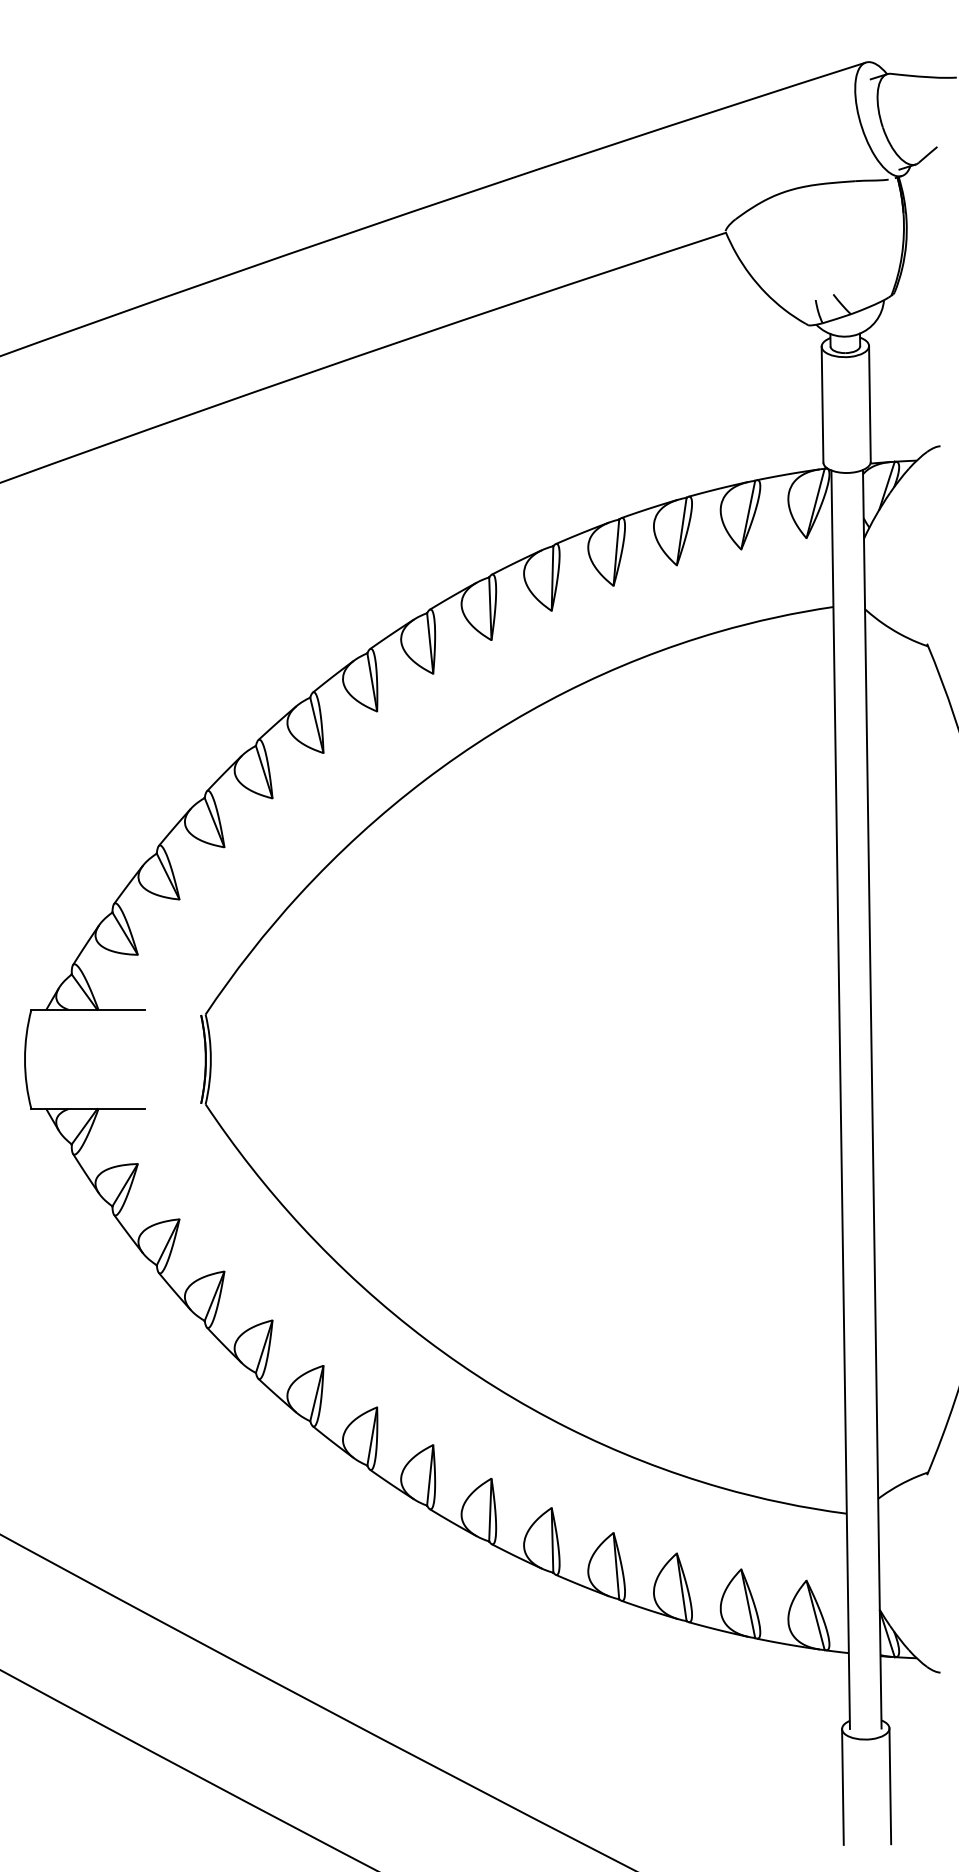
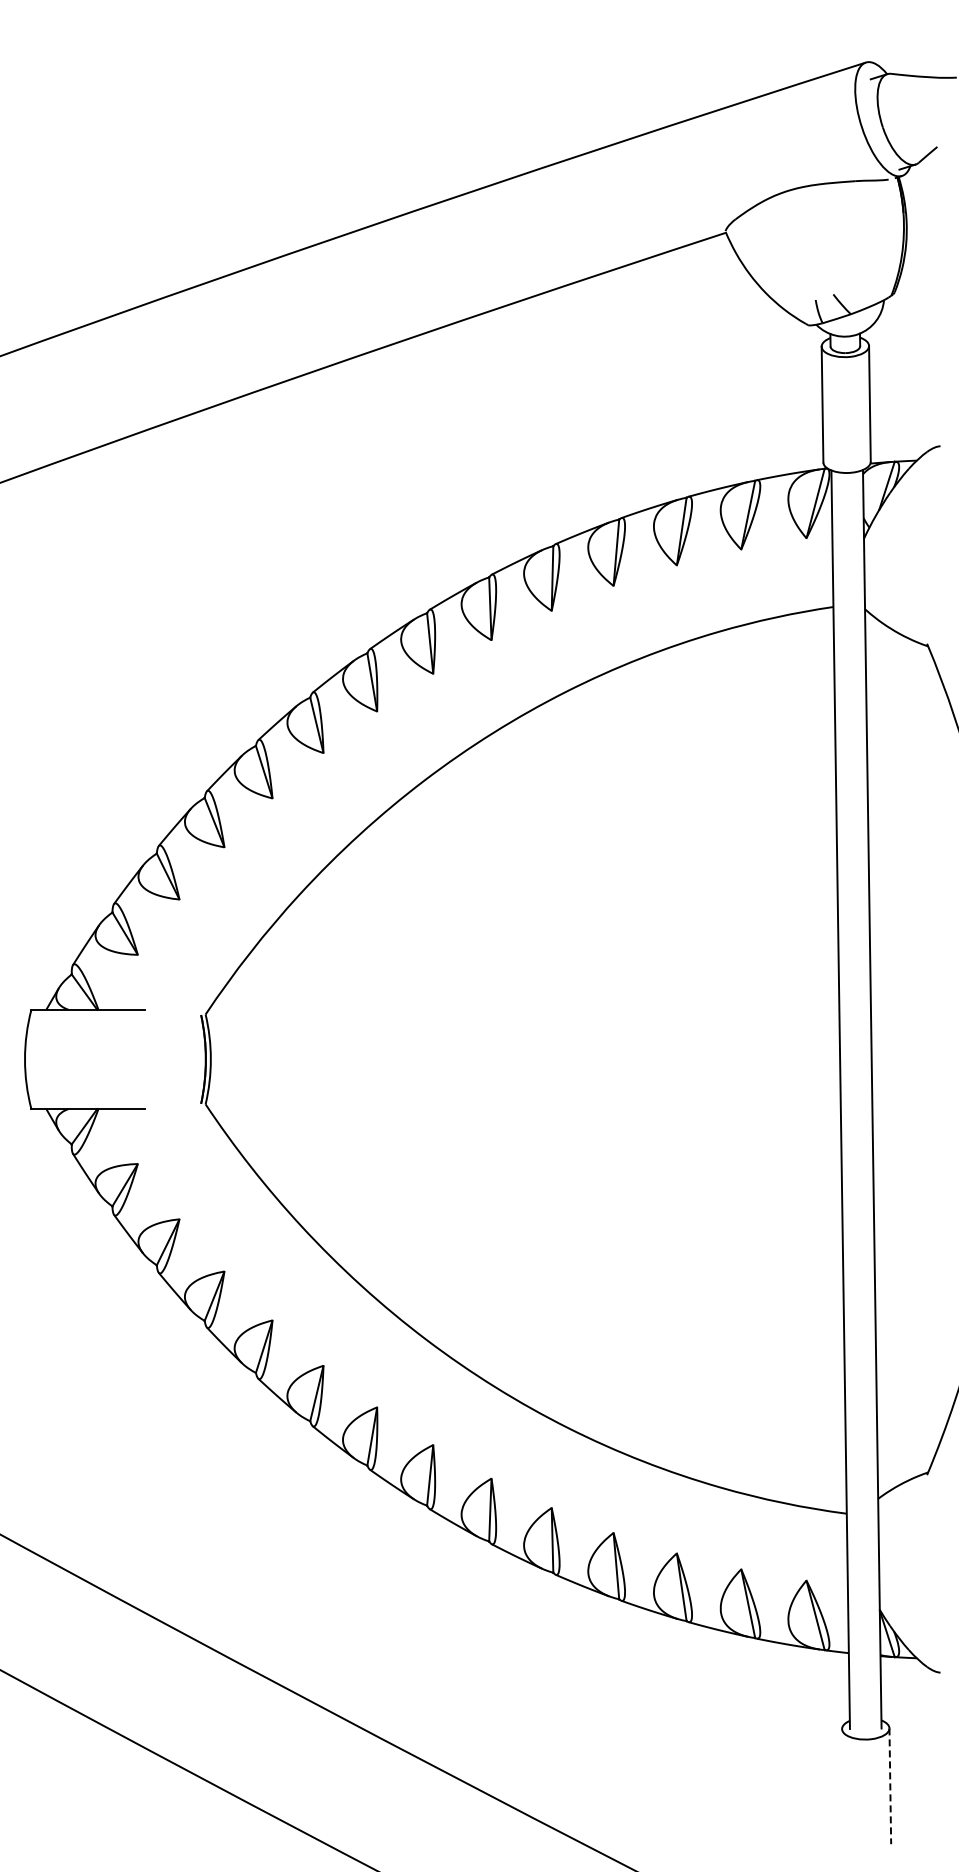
line: present -> none (842, 1786)
line: solid -> dashed (890, 1786)
